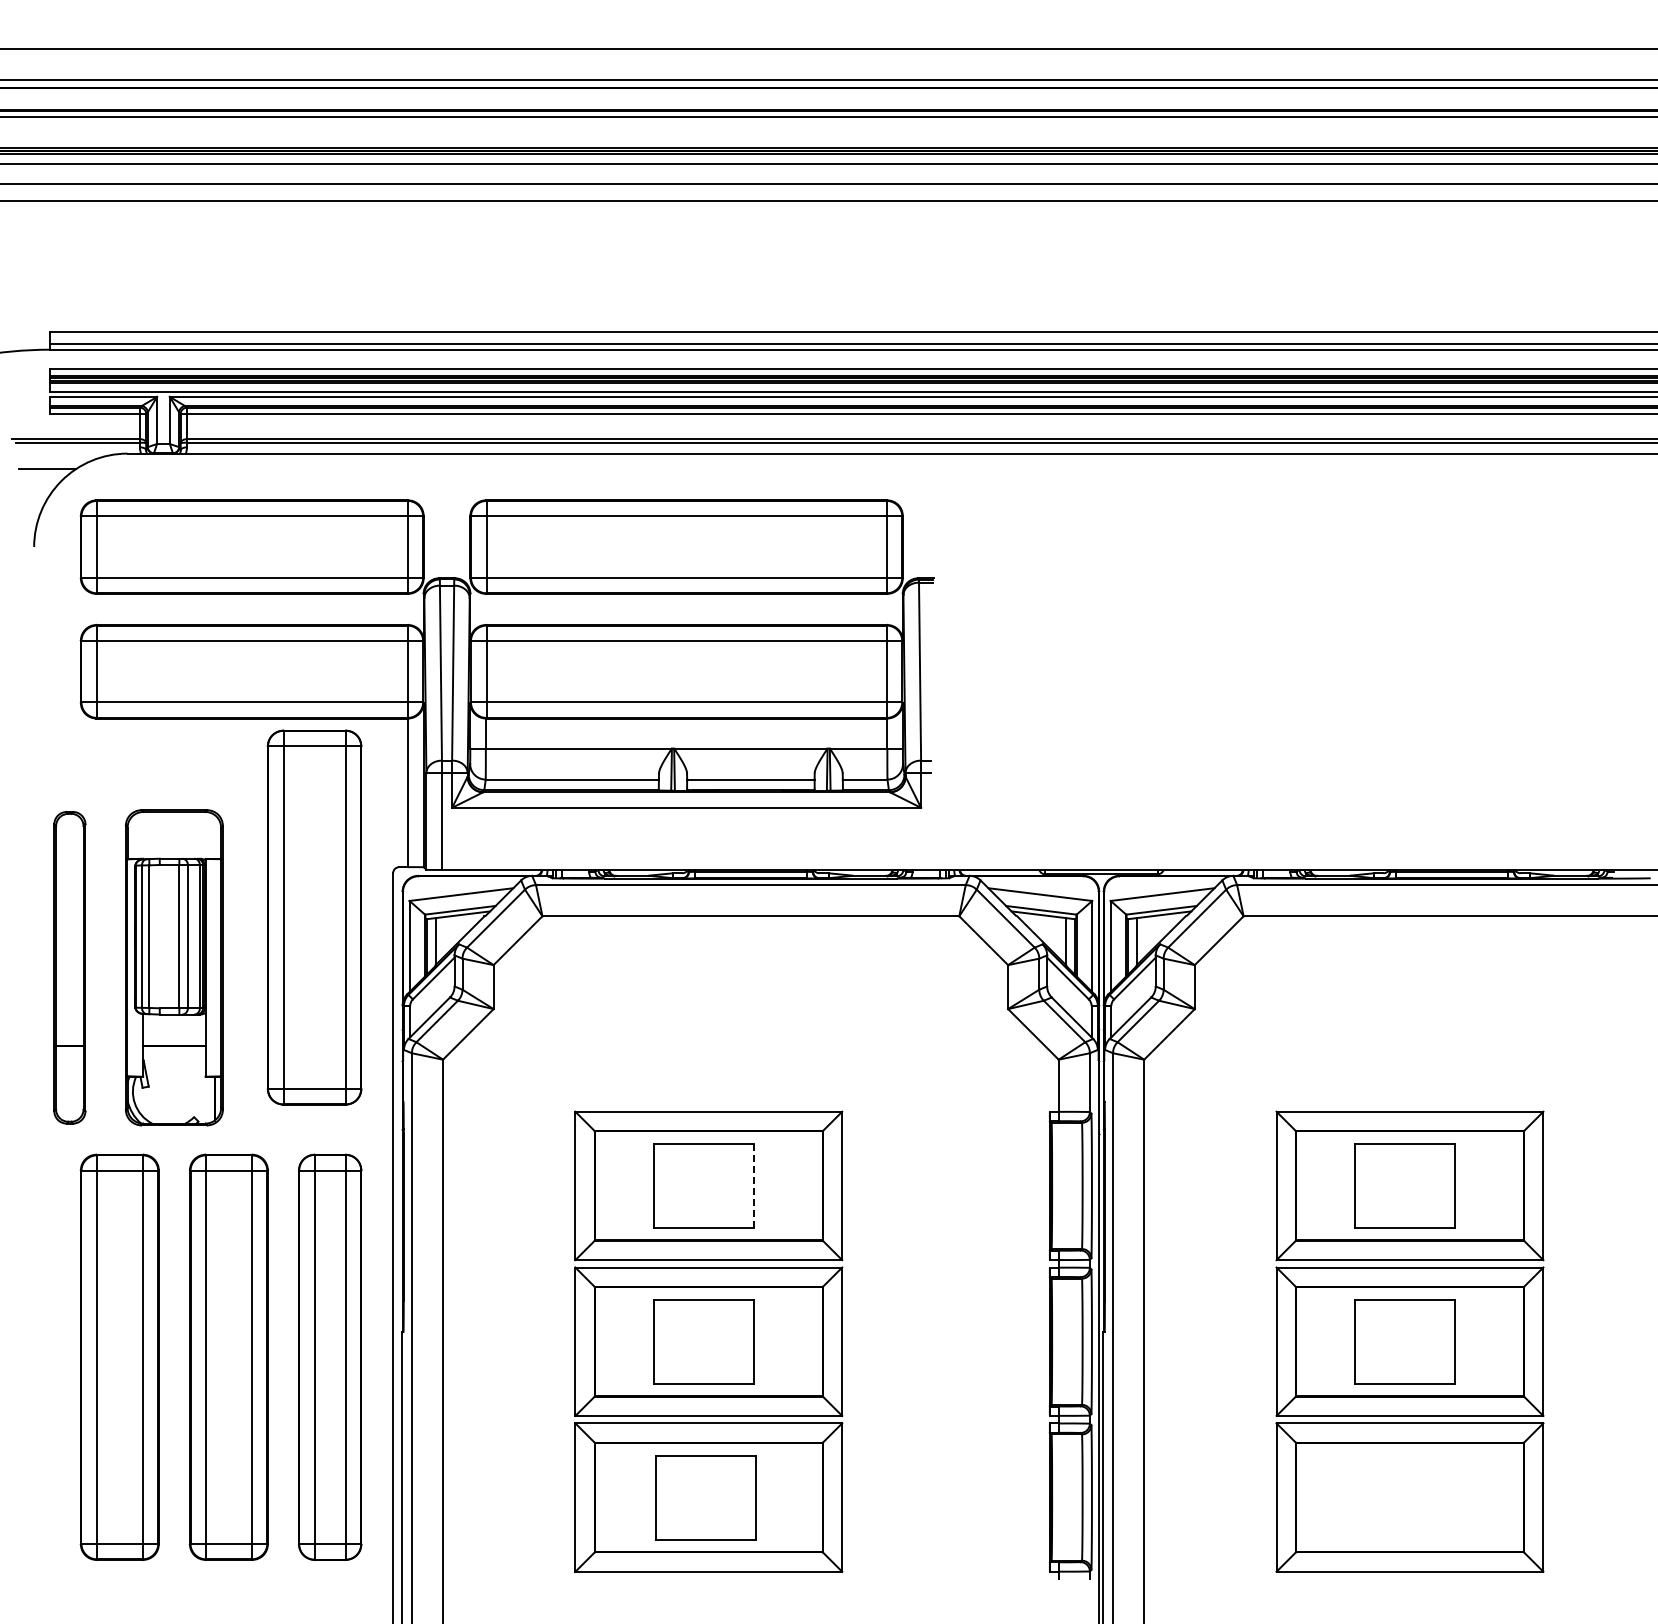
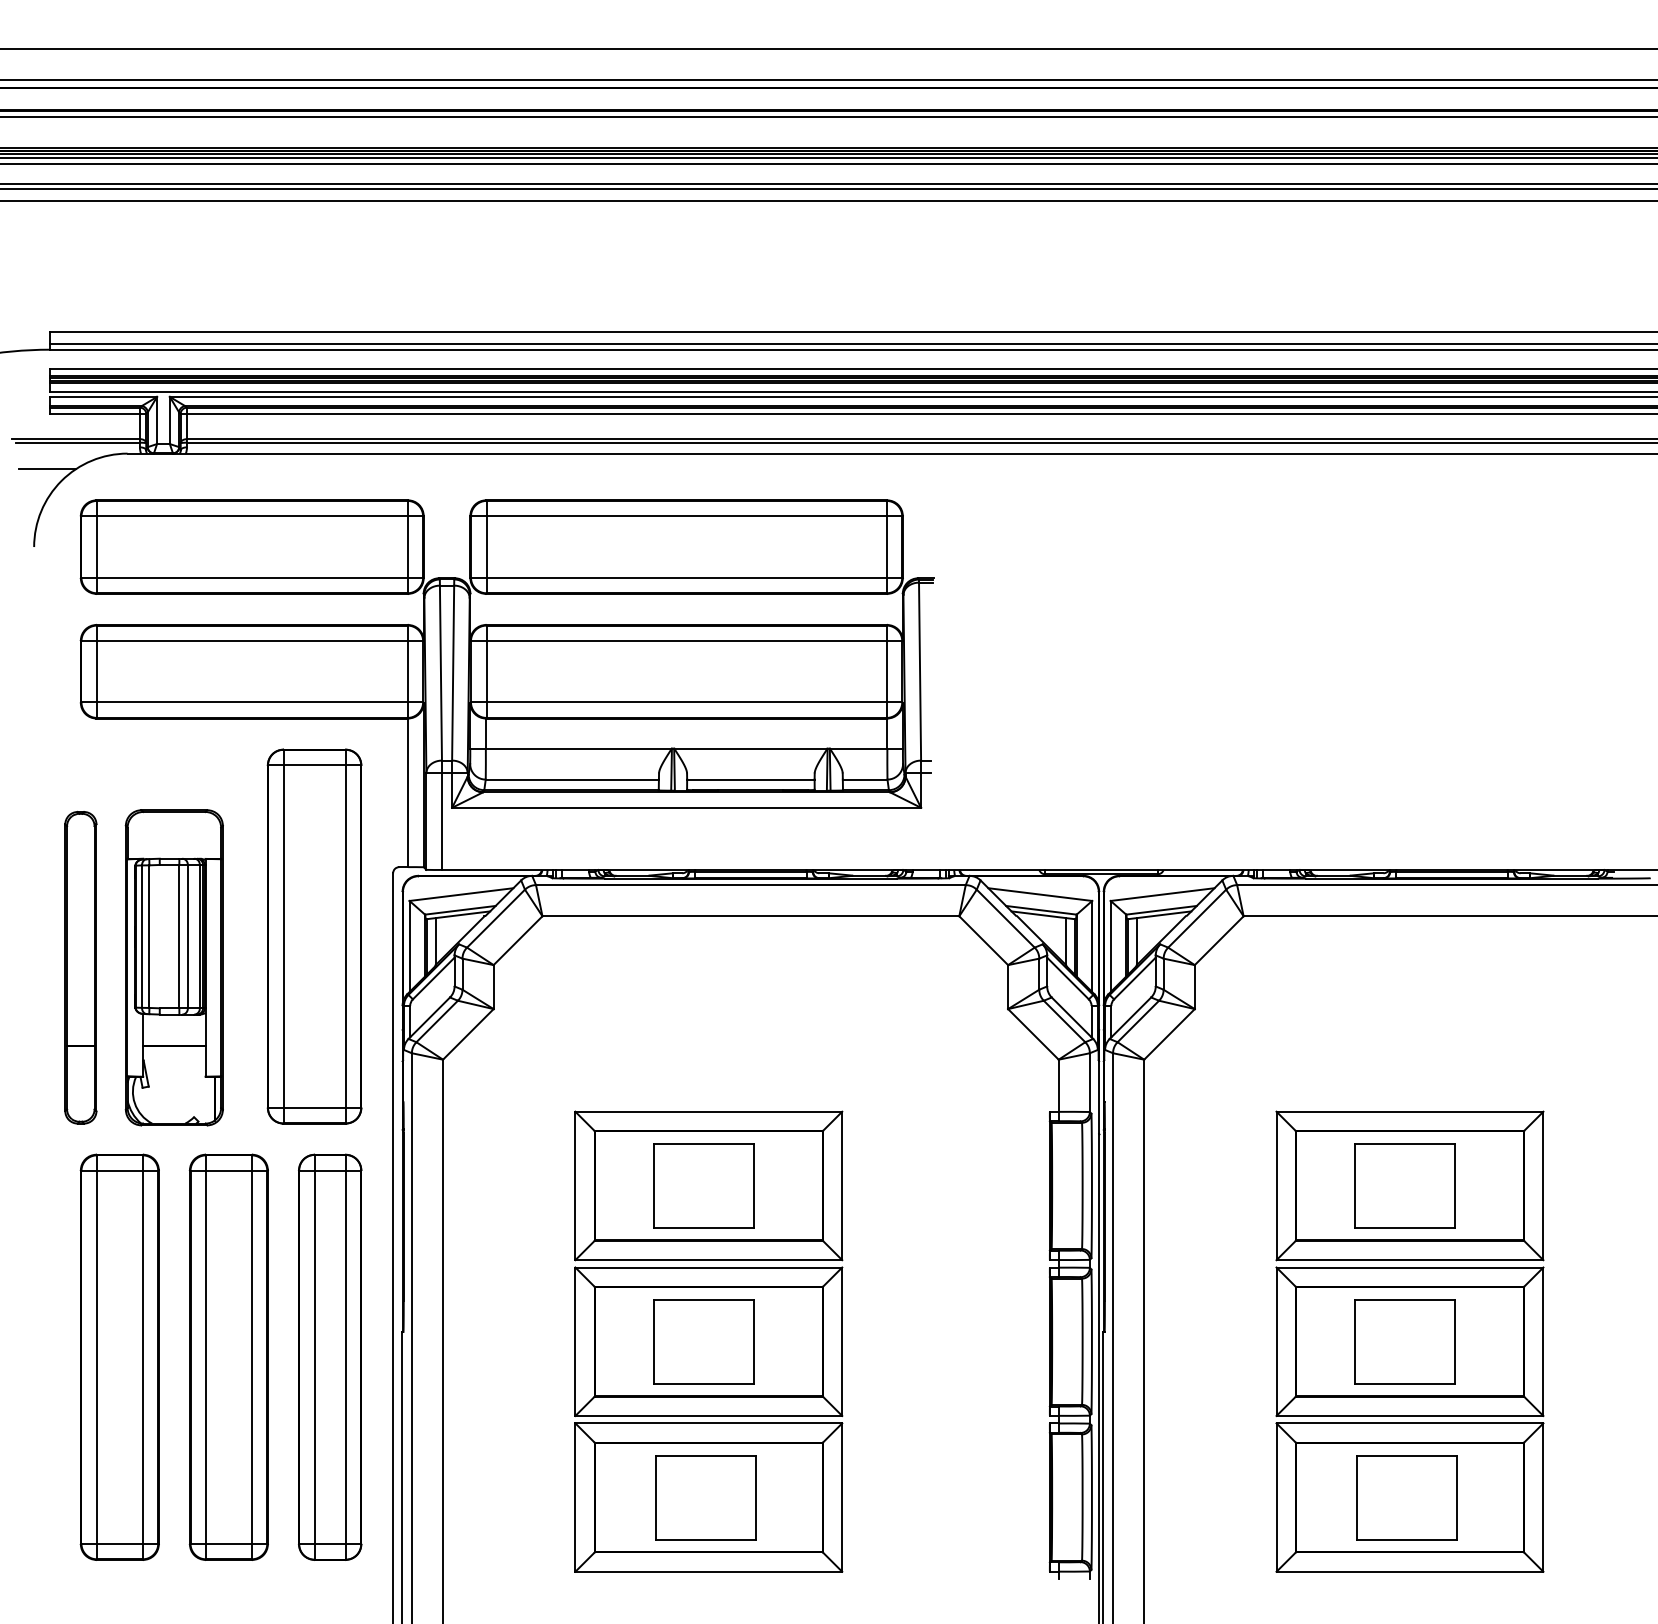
line: none -> present (828, 157)
line: none -> present (828, 189)
part position: (314, 917) -> (314, 936) (314, 936)
part position: (69, 967) -> (80, 967) (80, 967)
line: dashed -> solid (754, 1186)
part: none -> present (1406, 1497)
